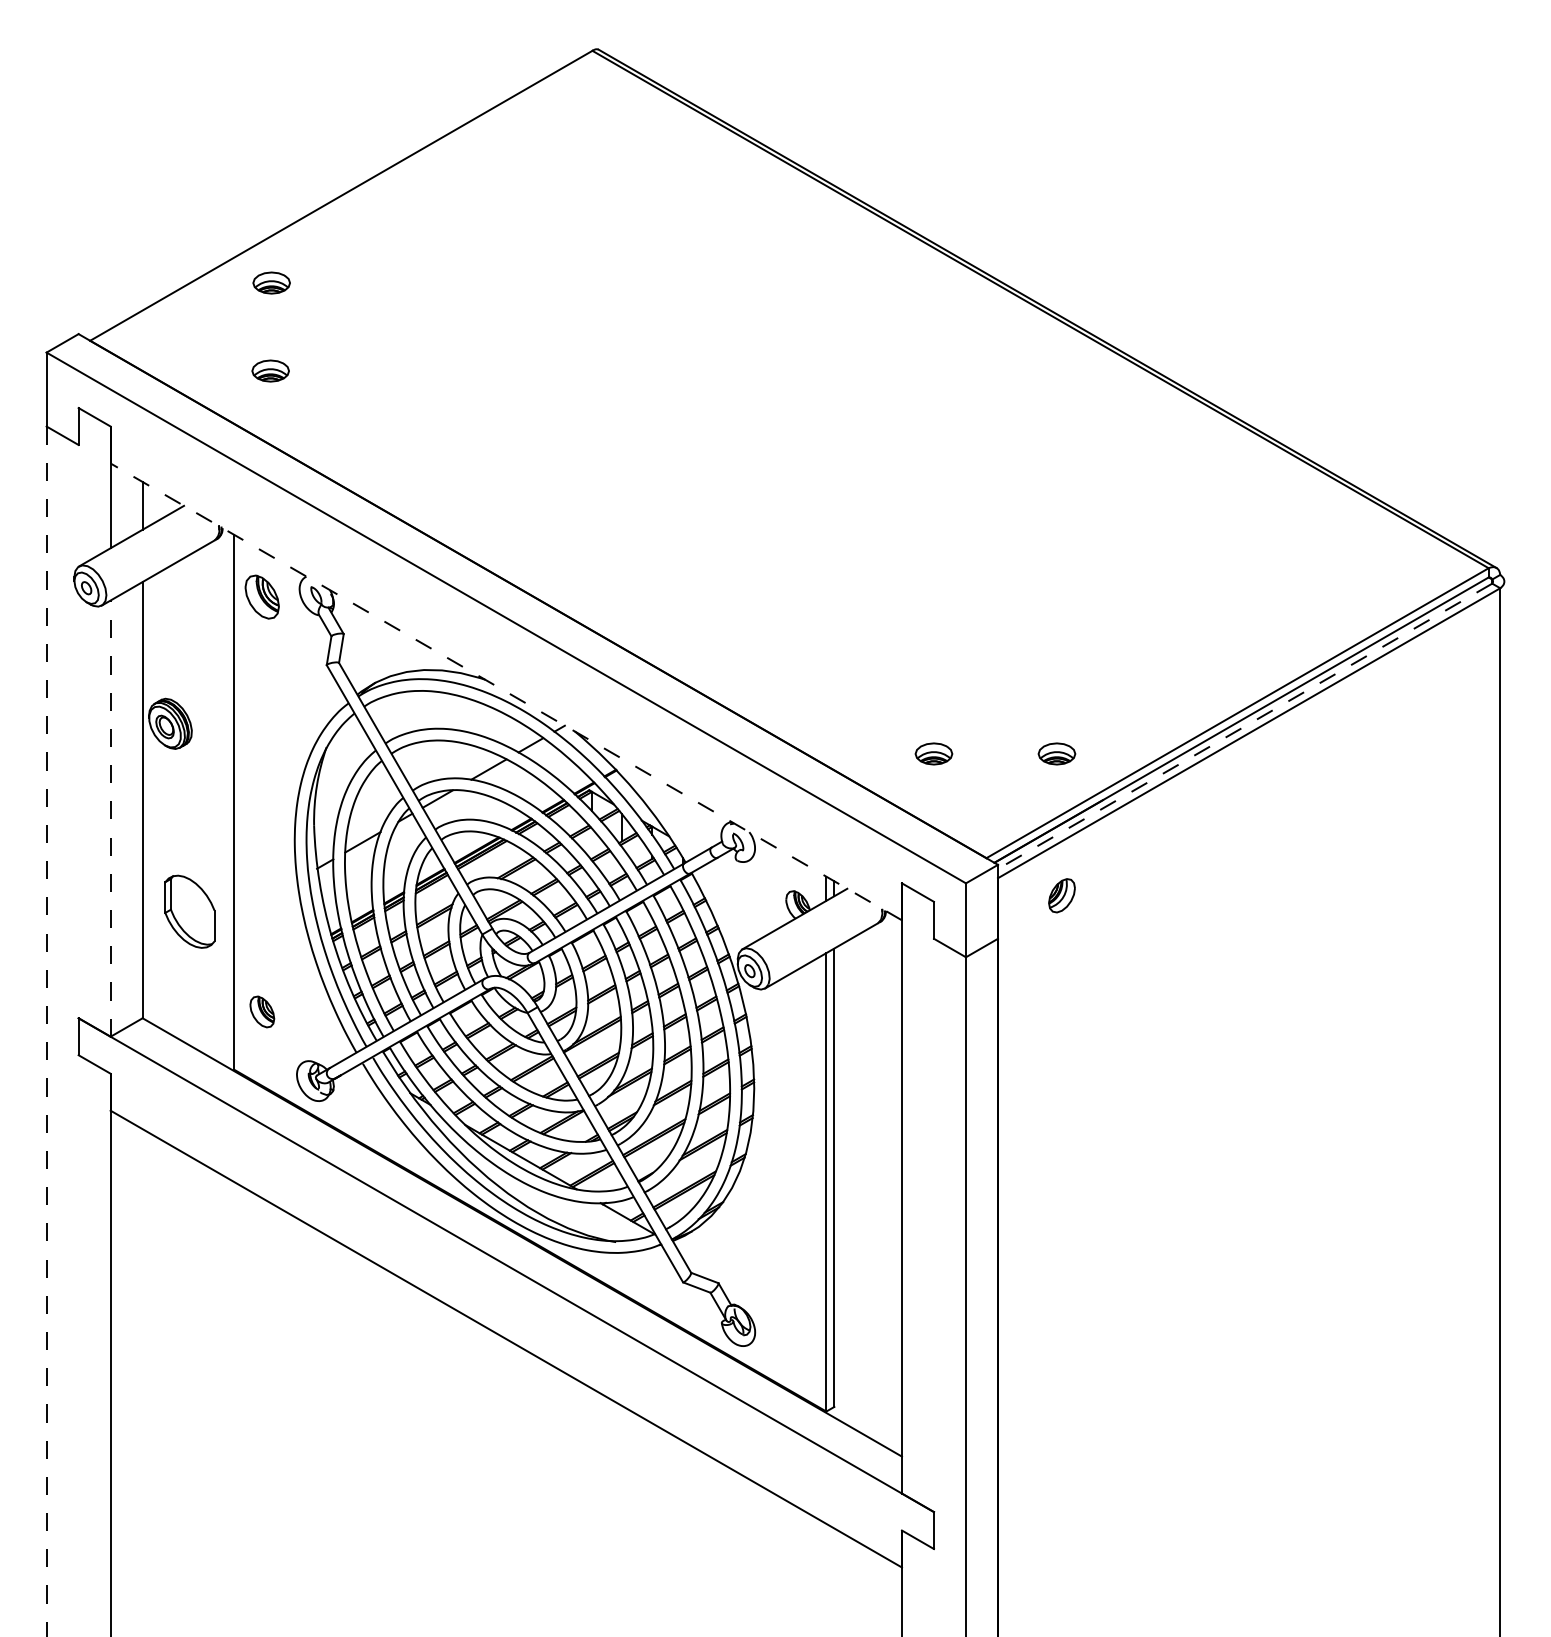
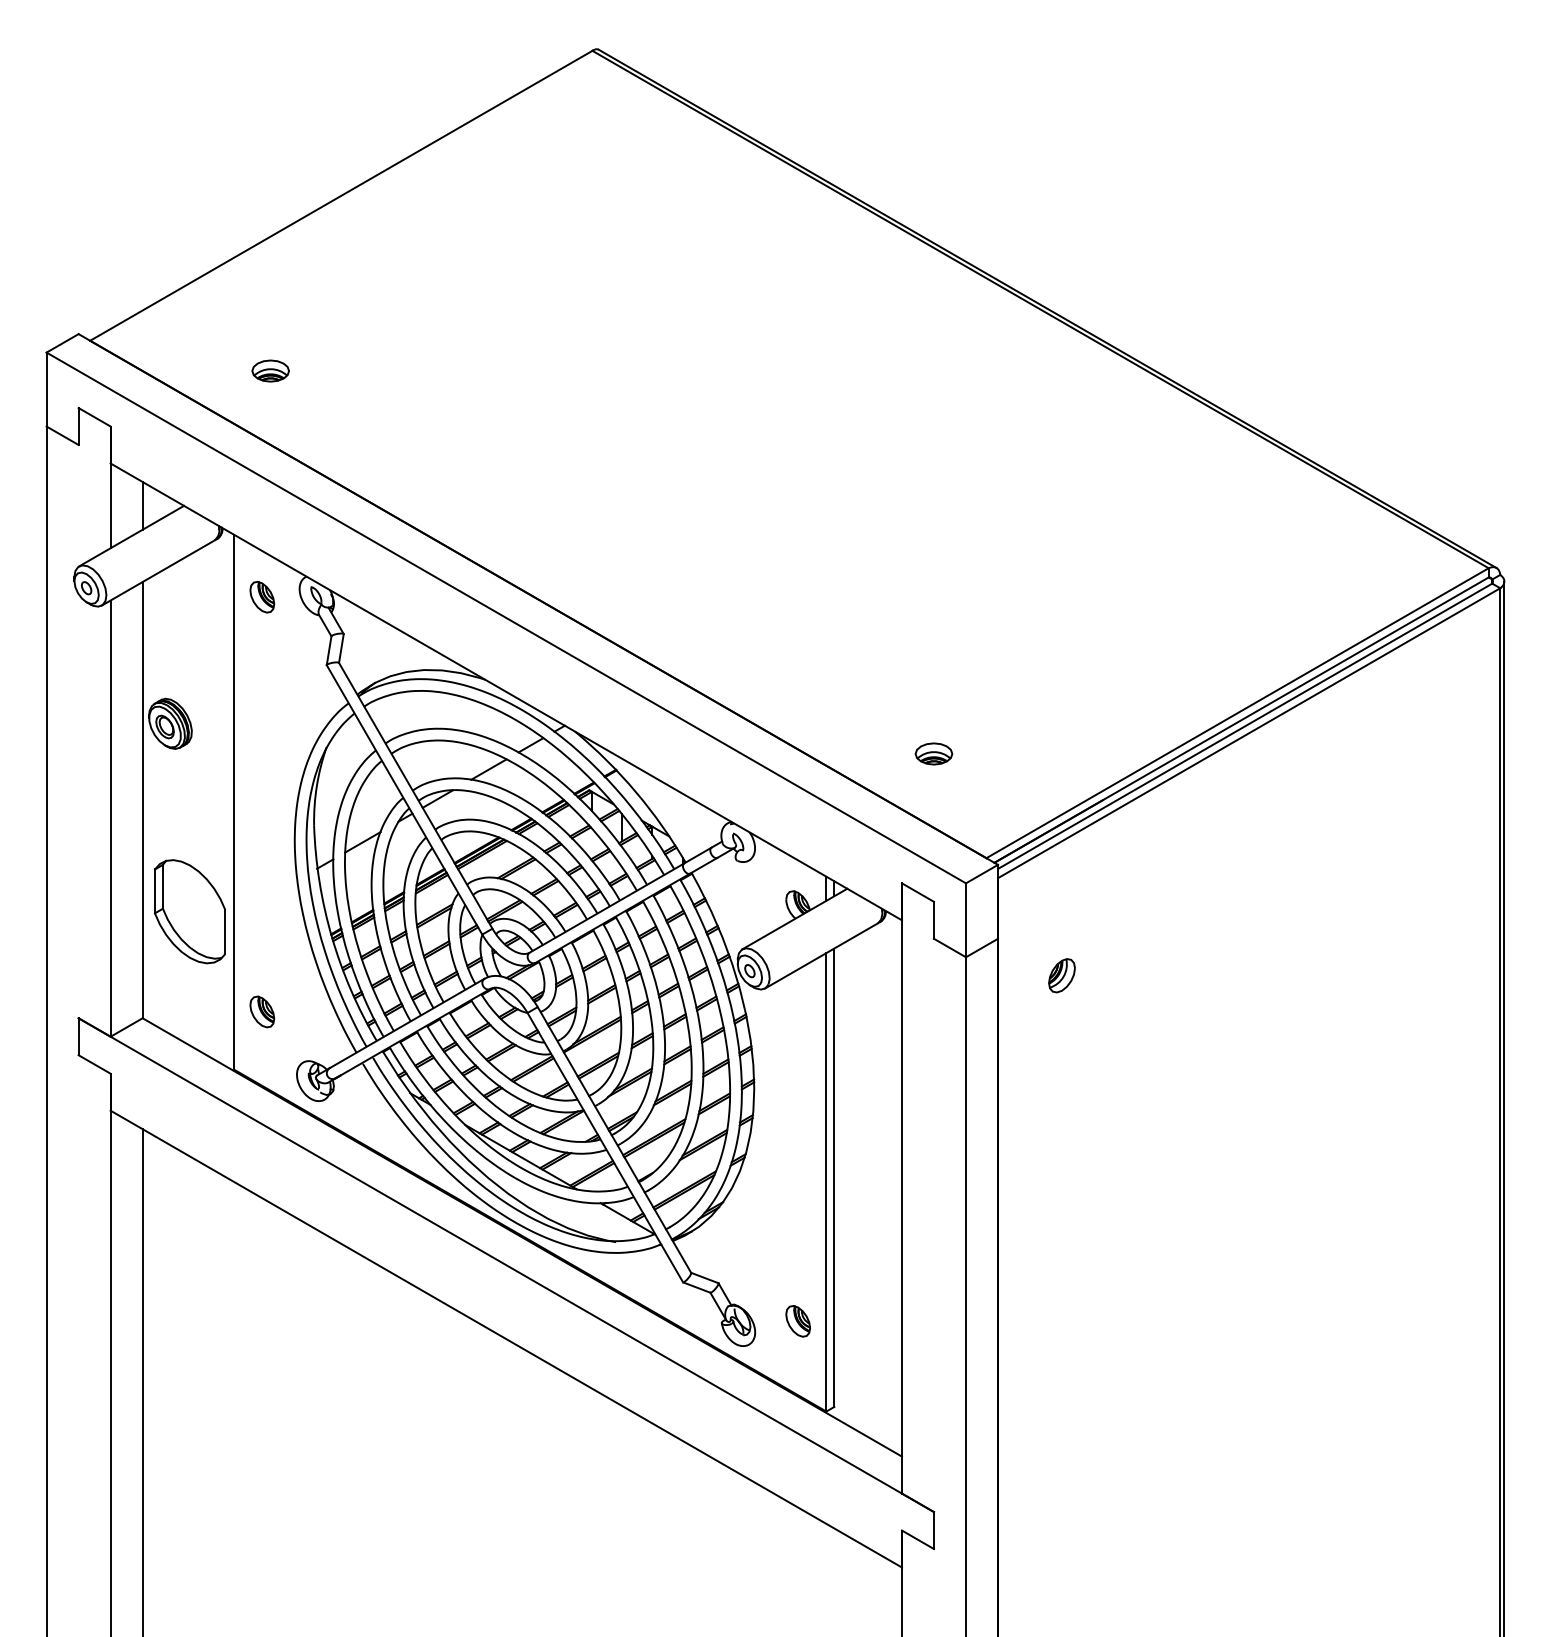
part: present -> none (271, 282)
part size: 36x46 px -> 27x33 px (262, 597)
line: dashed -> solid (506, 691)
line: dashed -> solid (1244, 726)
part: present -> none (1056, 753)
line: dashed -> solid (110, 818)
part position: (1061, 895) -> (1061, 975) (1061, 975)
part size: 52x75 px -> 73x106 px (189, 911)
line: dashed -> solid (46, 1031)
line: none -> present (1504, 1107)
part: none -> present (797, 1321)
line: none -> present (142, 1381)
